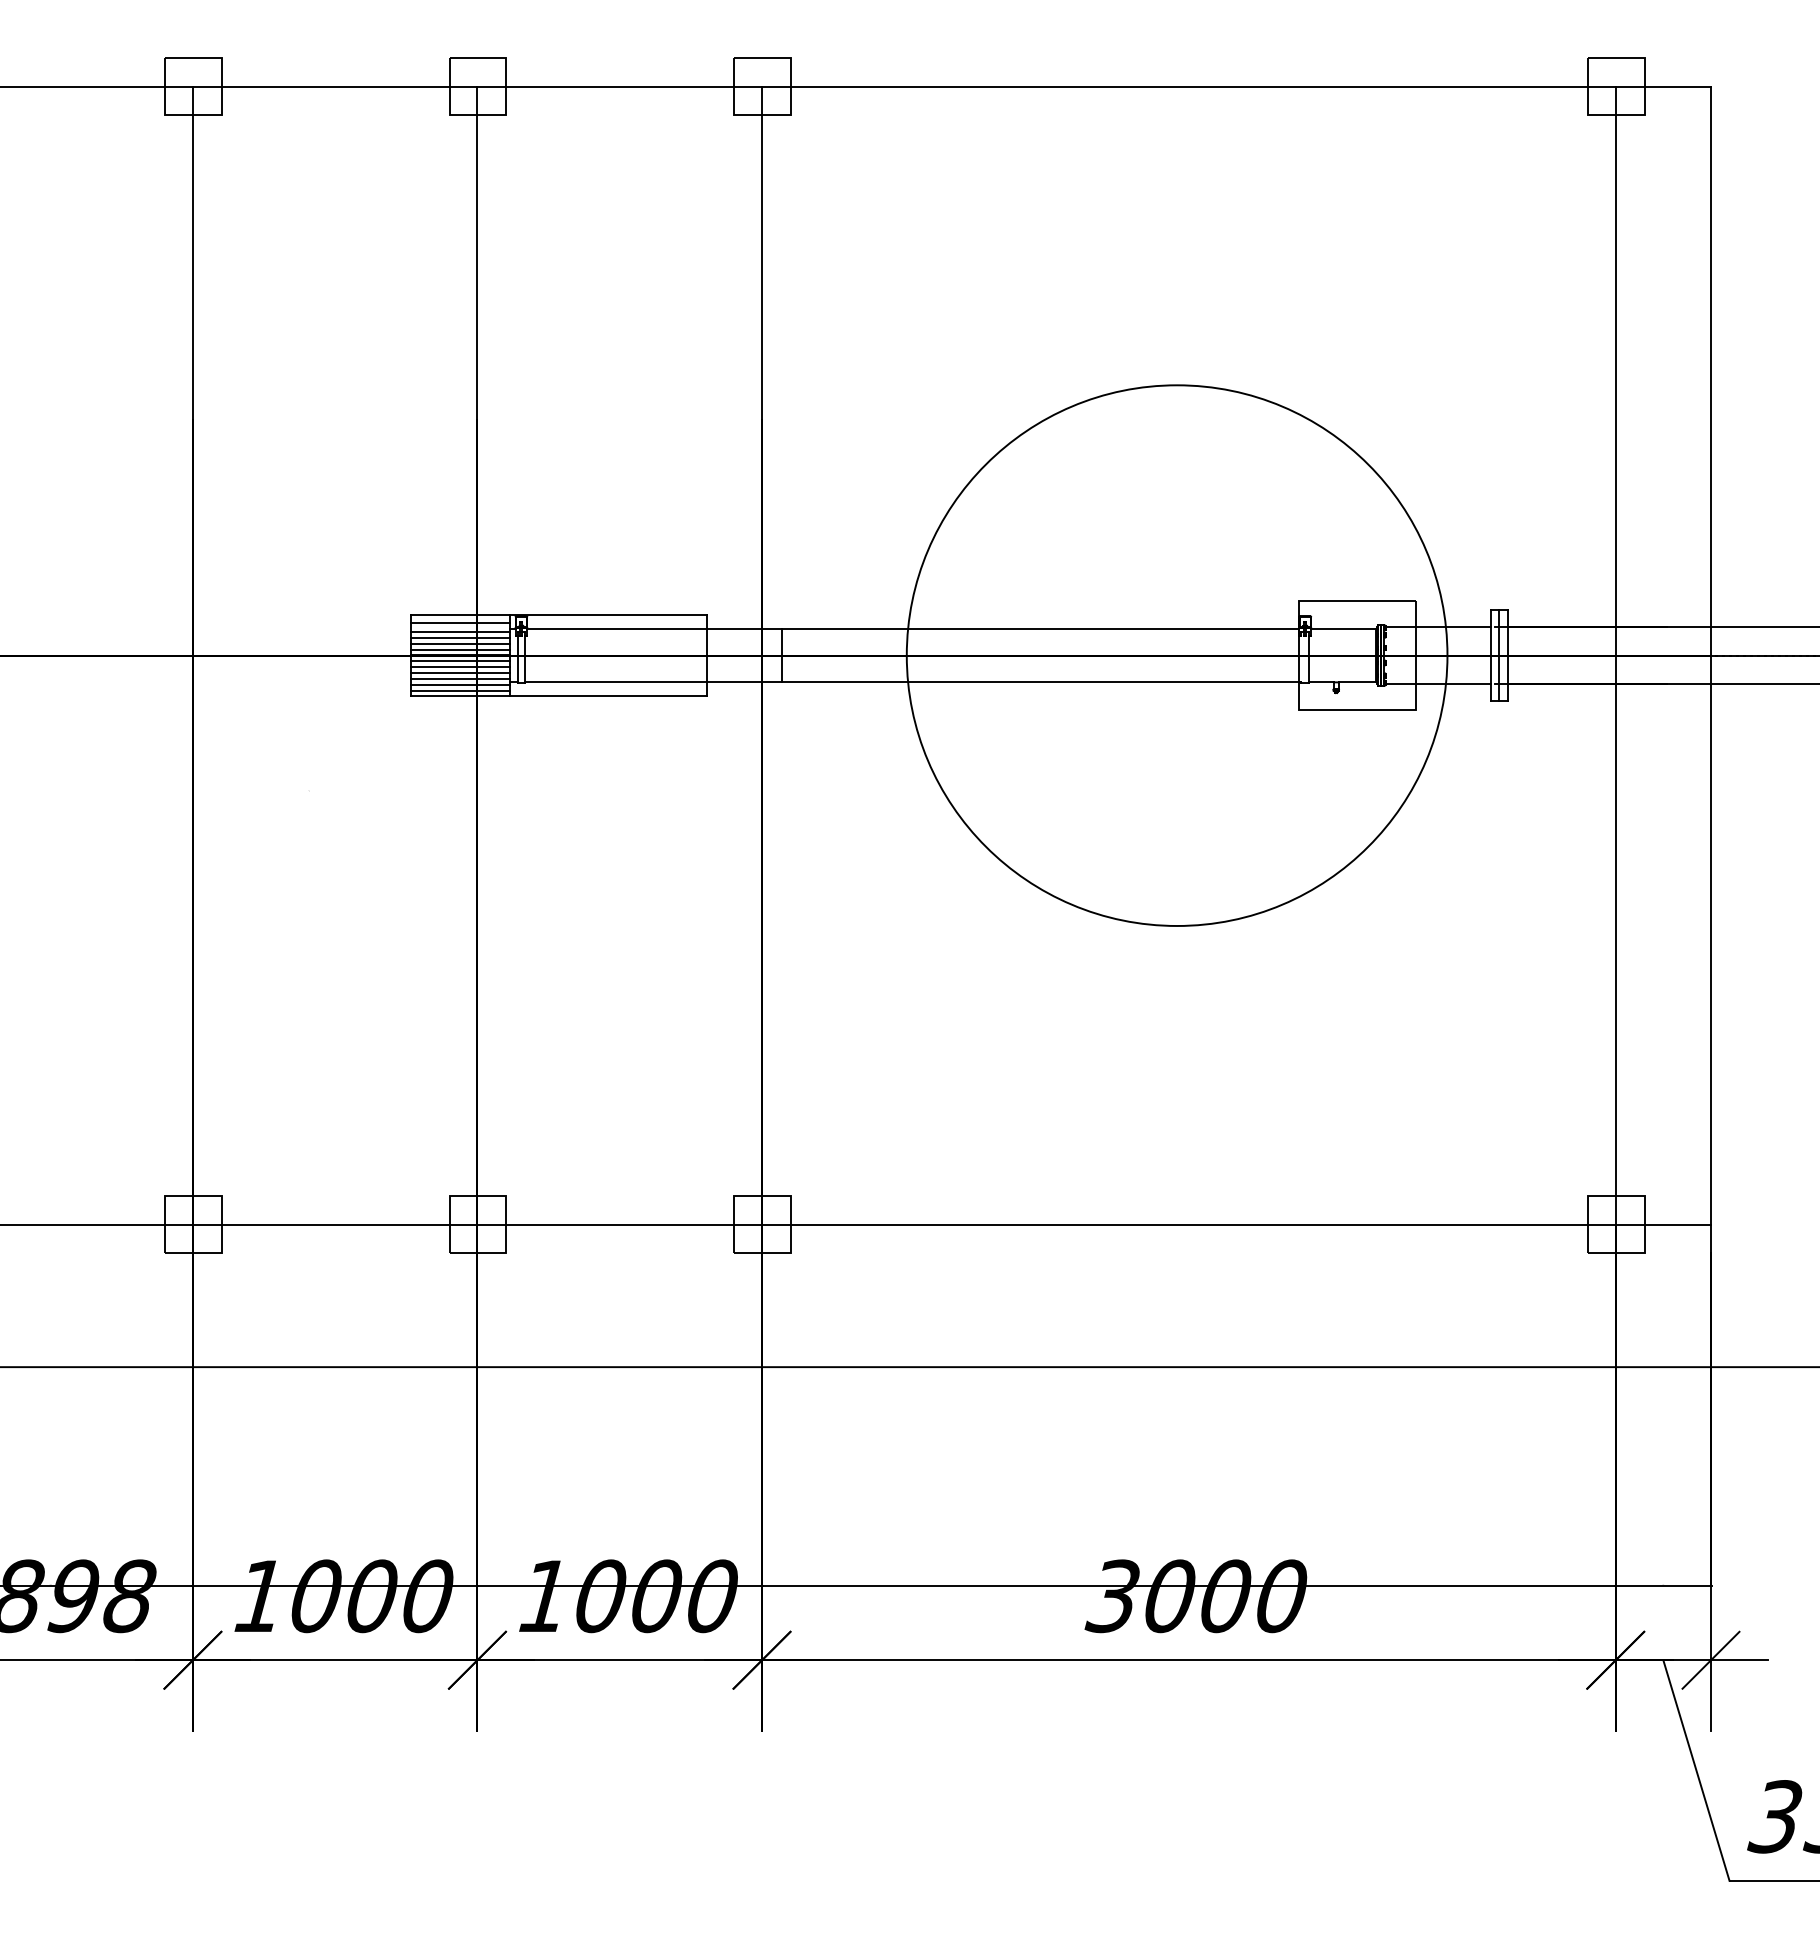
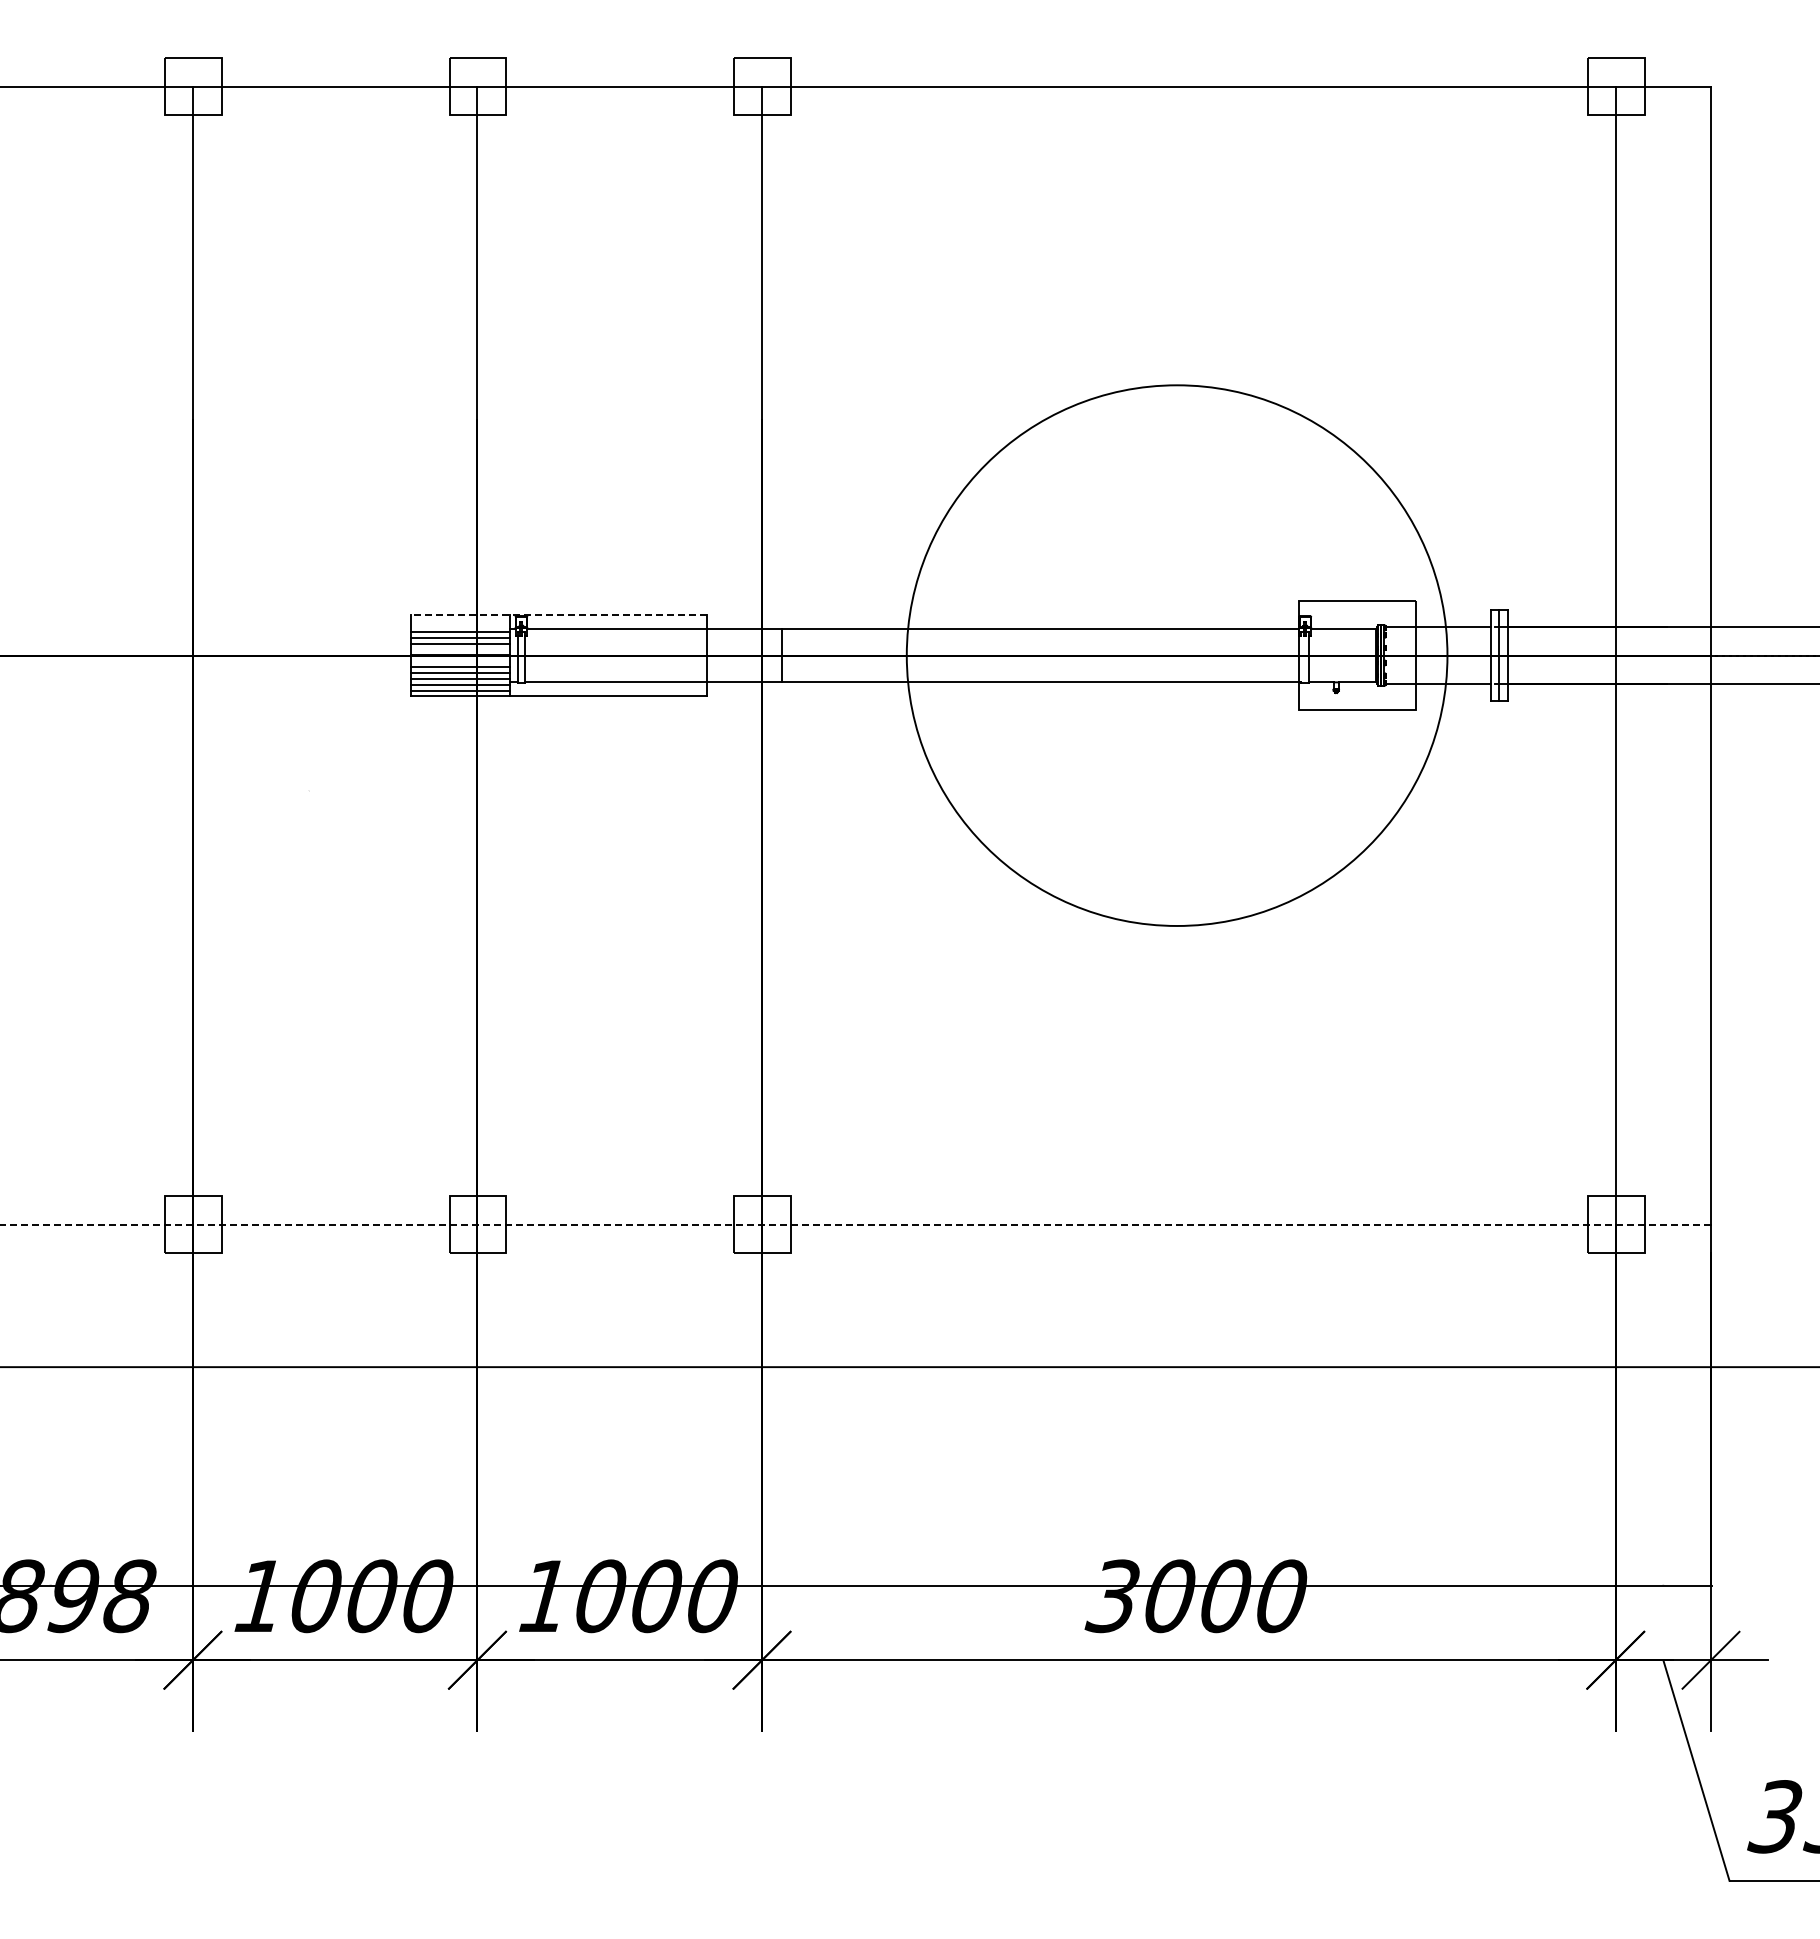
line: solid -> dashed (559, 615)
line: present -> none (460, 623)
line: present -> none (460, 649)
line: present -> none (460, 661)
line: solid -> dashed (856, 1224)
